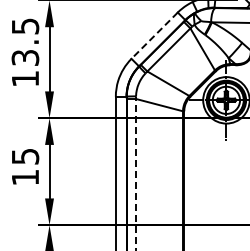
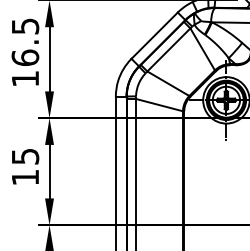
line: dashed -> solid (154, 35)
text: 13.5 -> 16.5 (25, 57)
line: dashed -> solid (135, 174)
